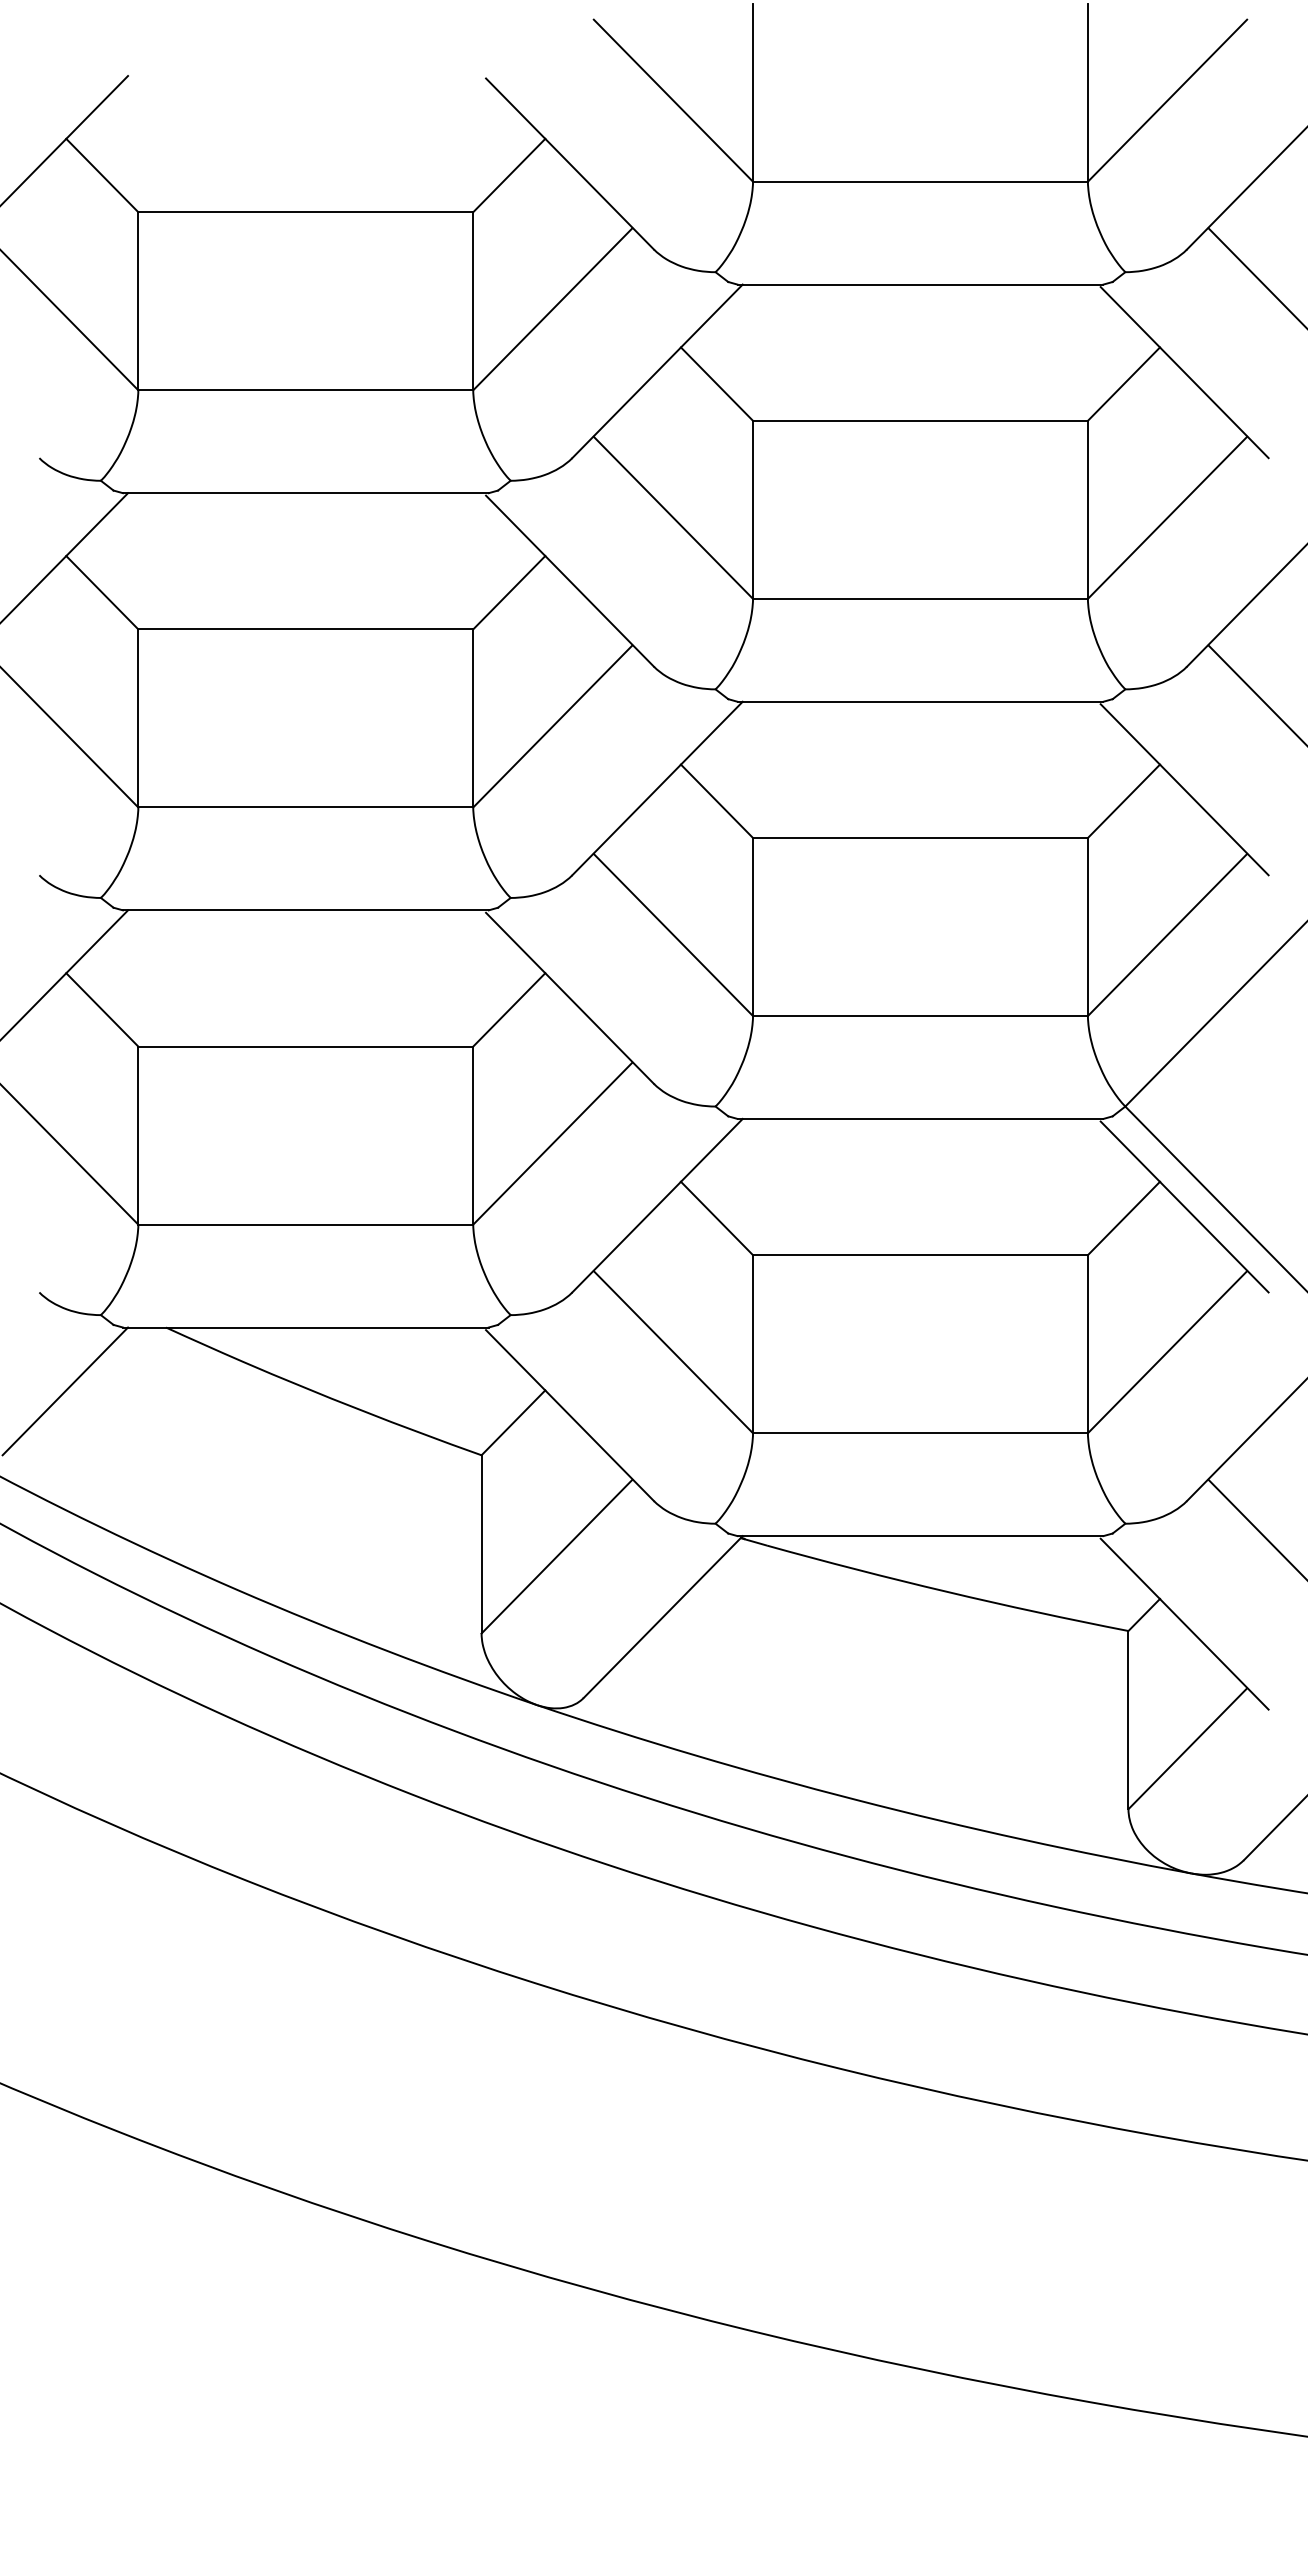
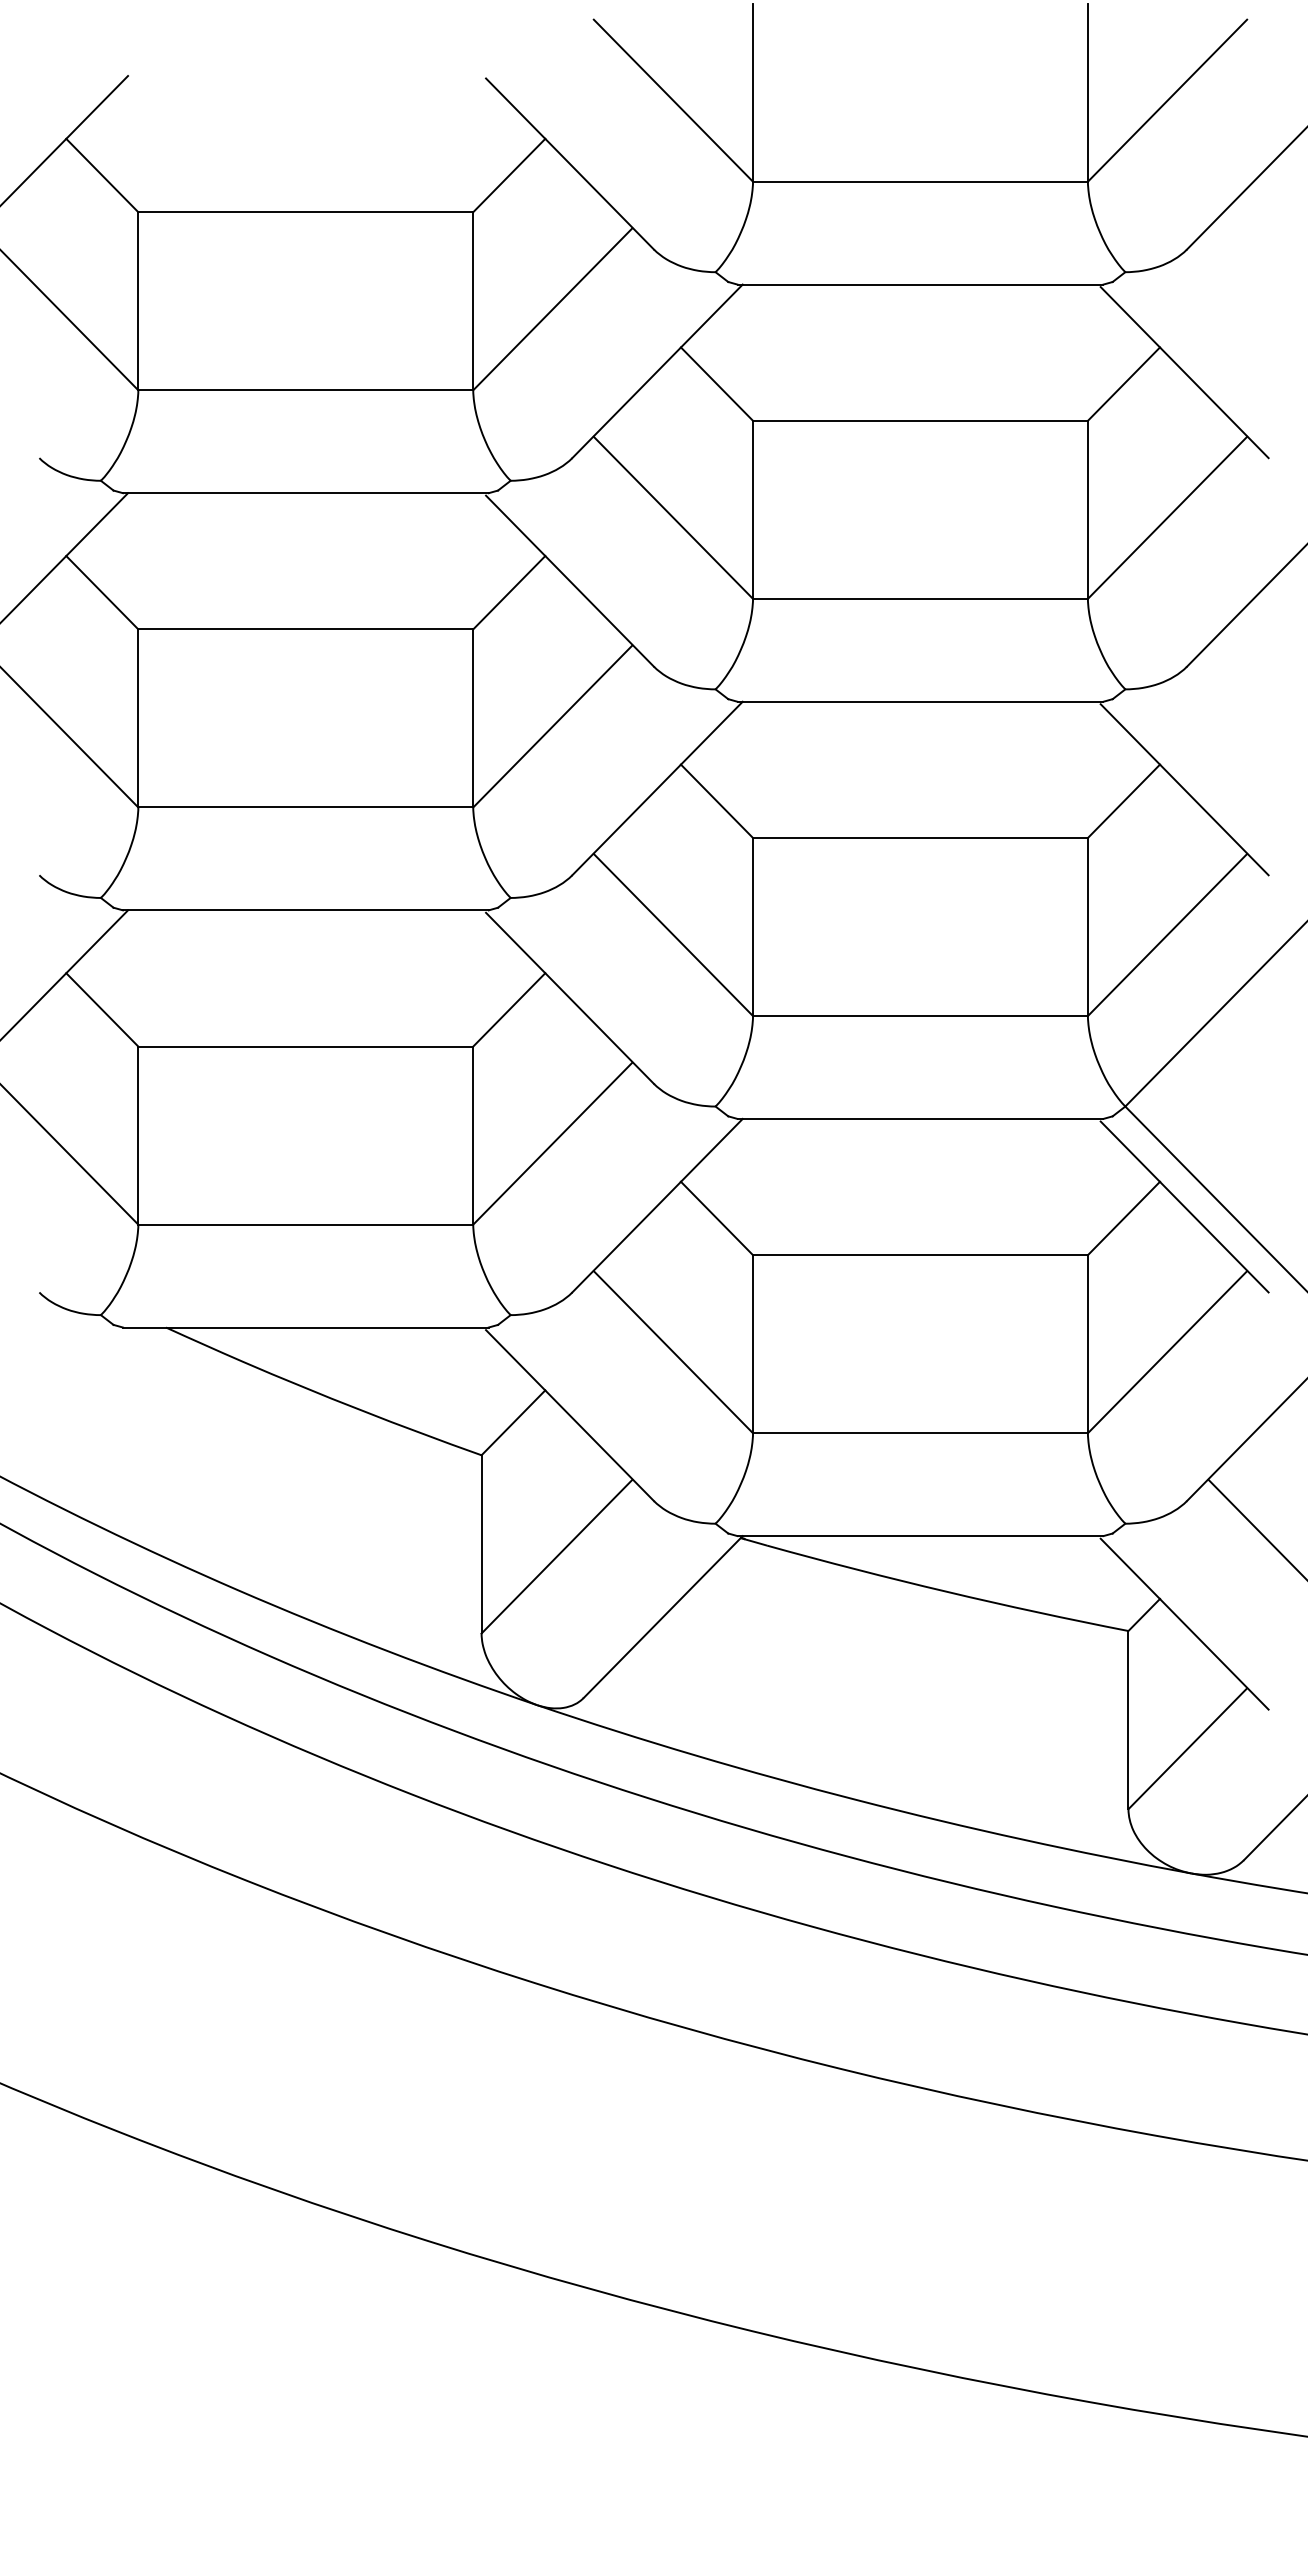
line: present -> none (1256, 277)
line: present -> none (1256, 694)
line: present -> none (65, 1391)
